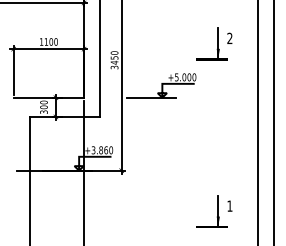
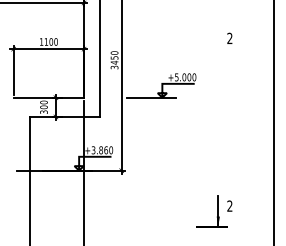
part: present -> none (211, 43)
line: present -> none (258, 122)
text: 1 -> 2 (229, 205)
